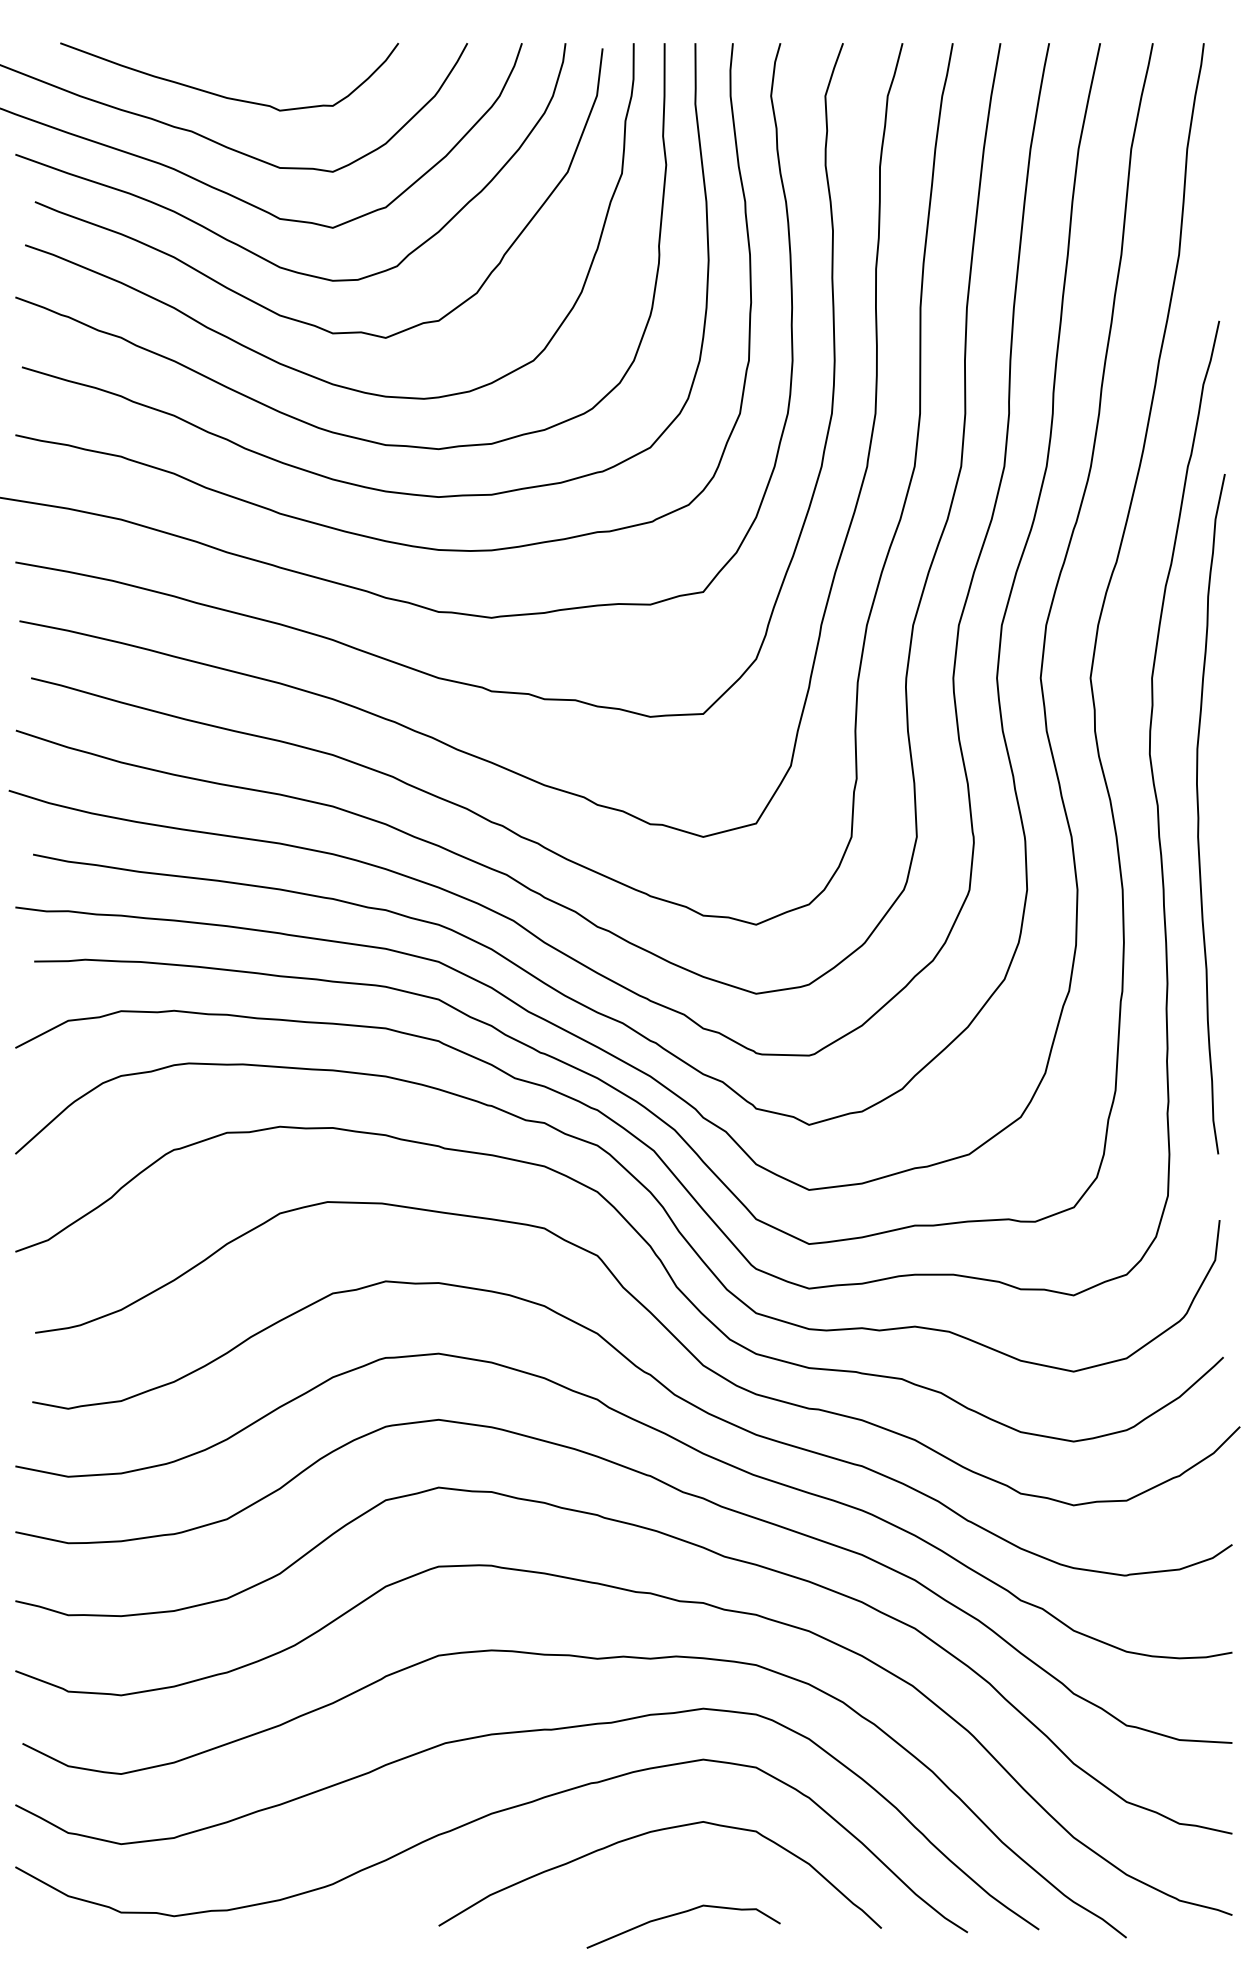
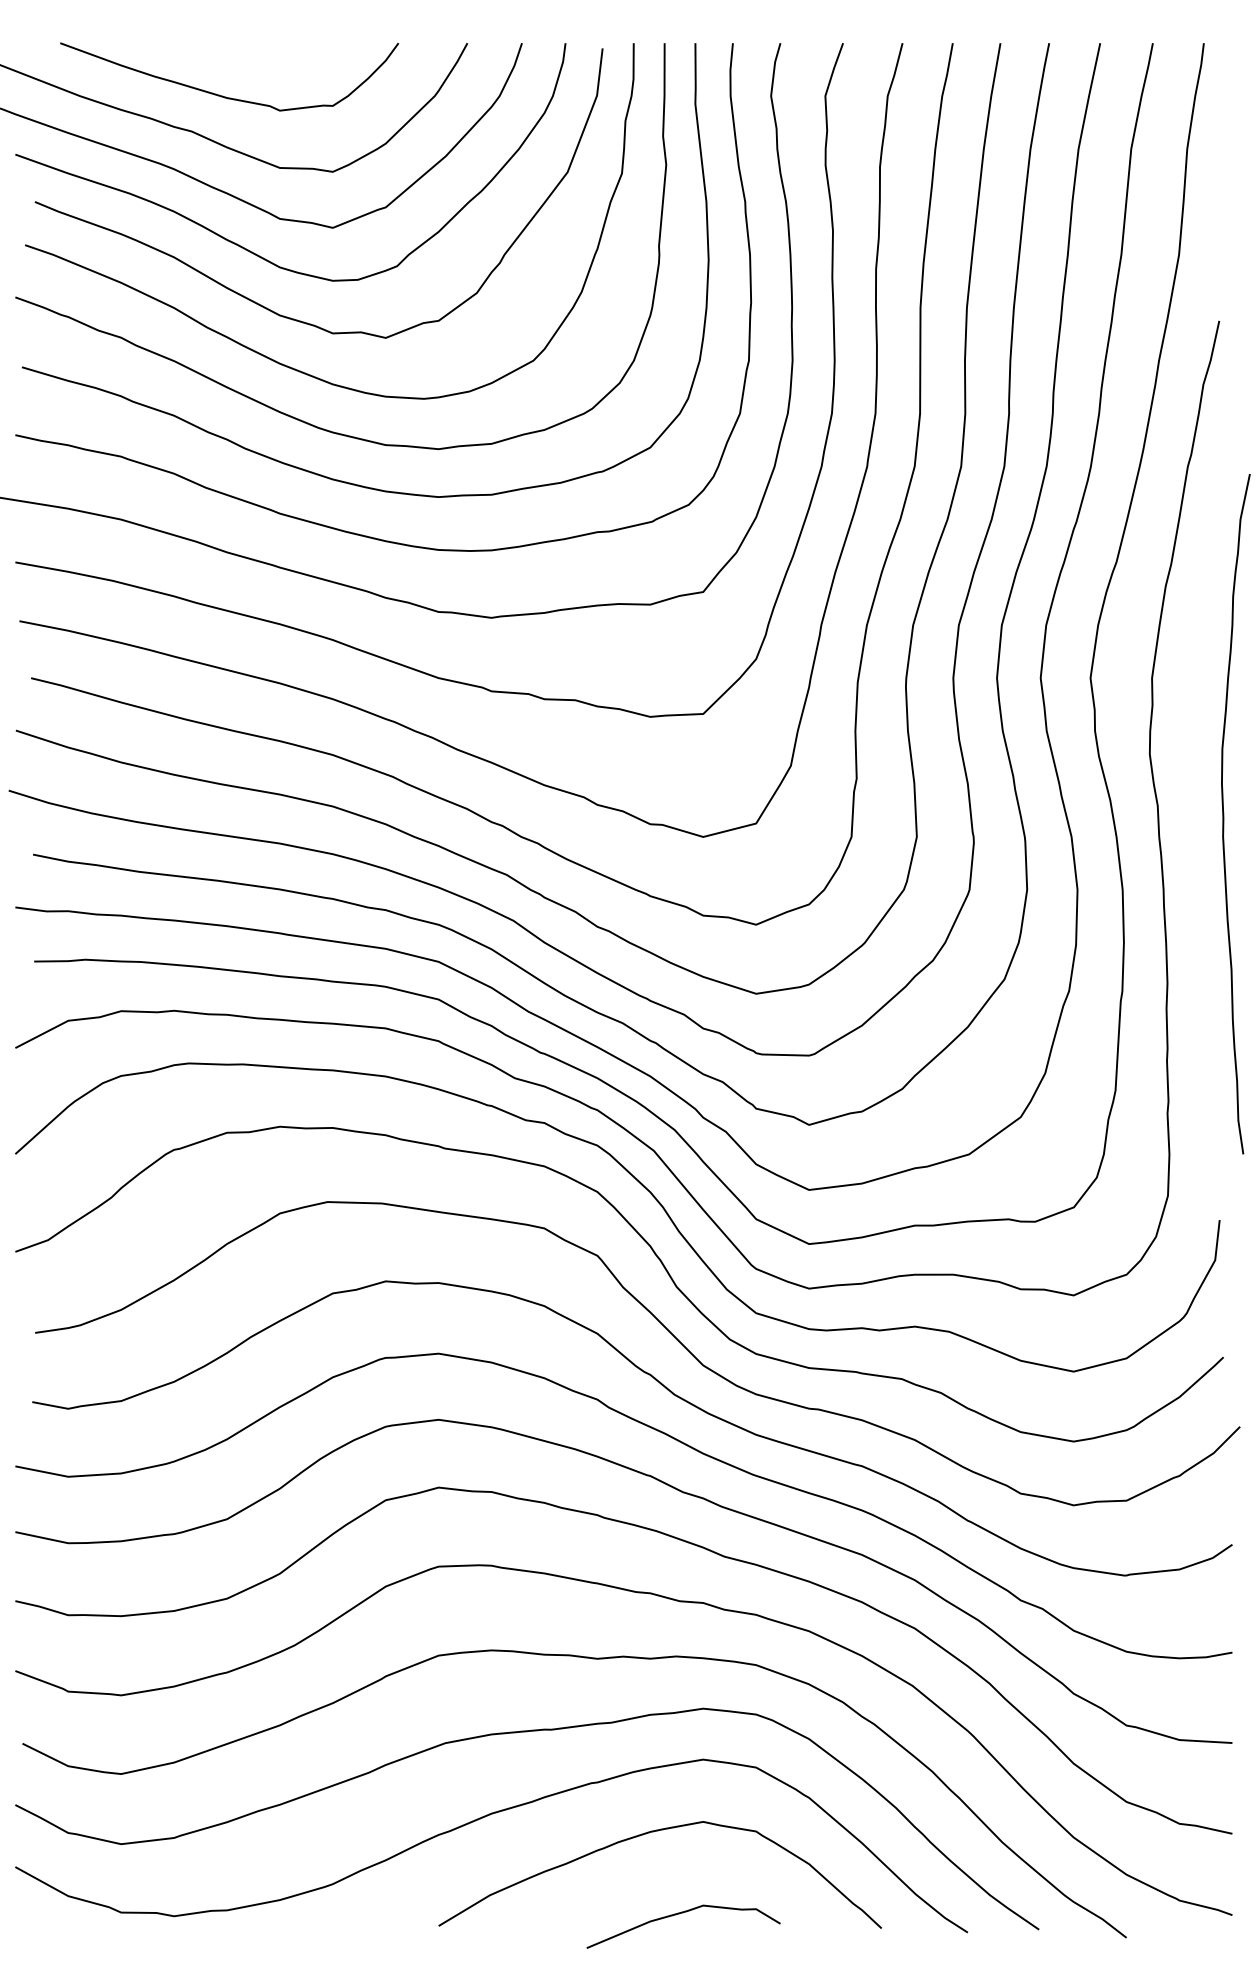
curve position: (1199, 814) -> (1224, 814) (1224, 814)
